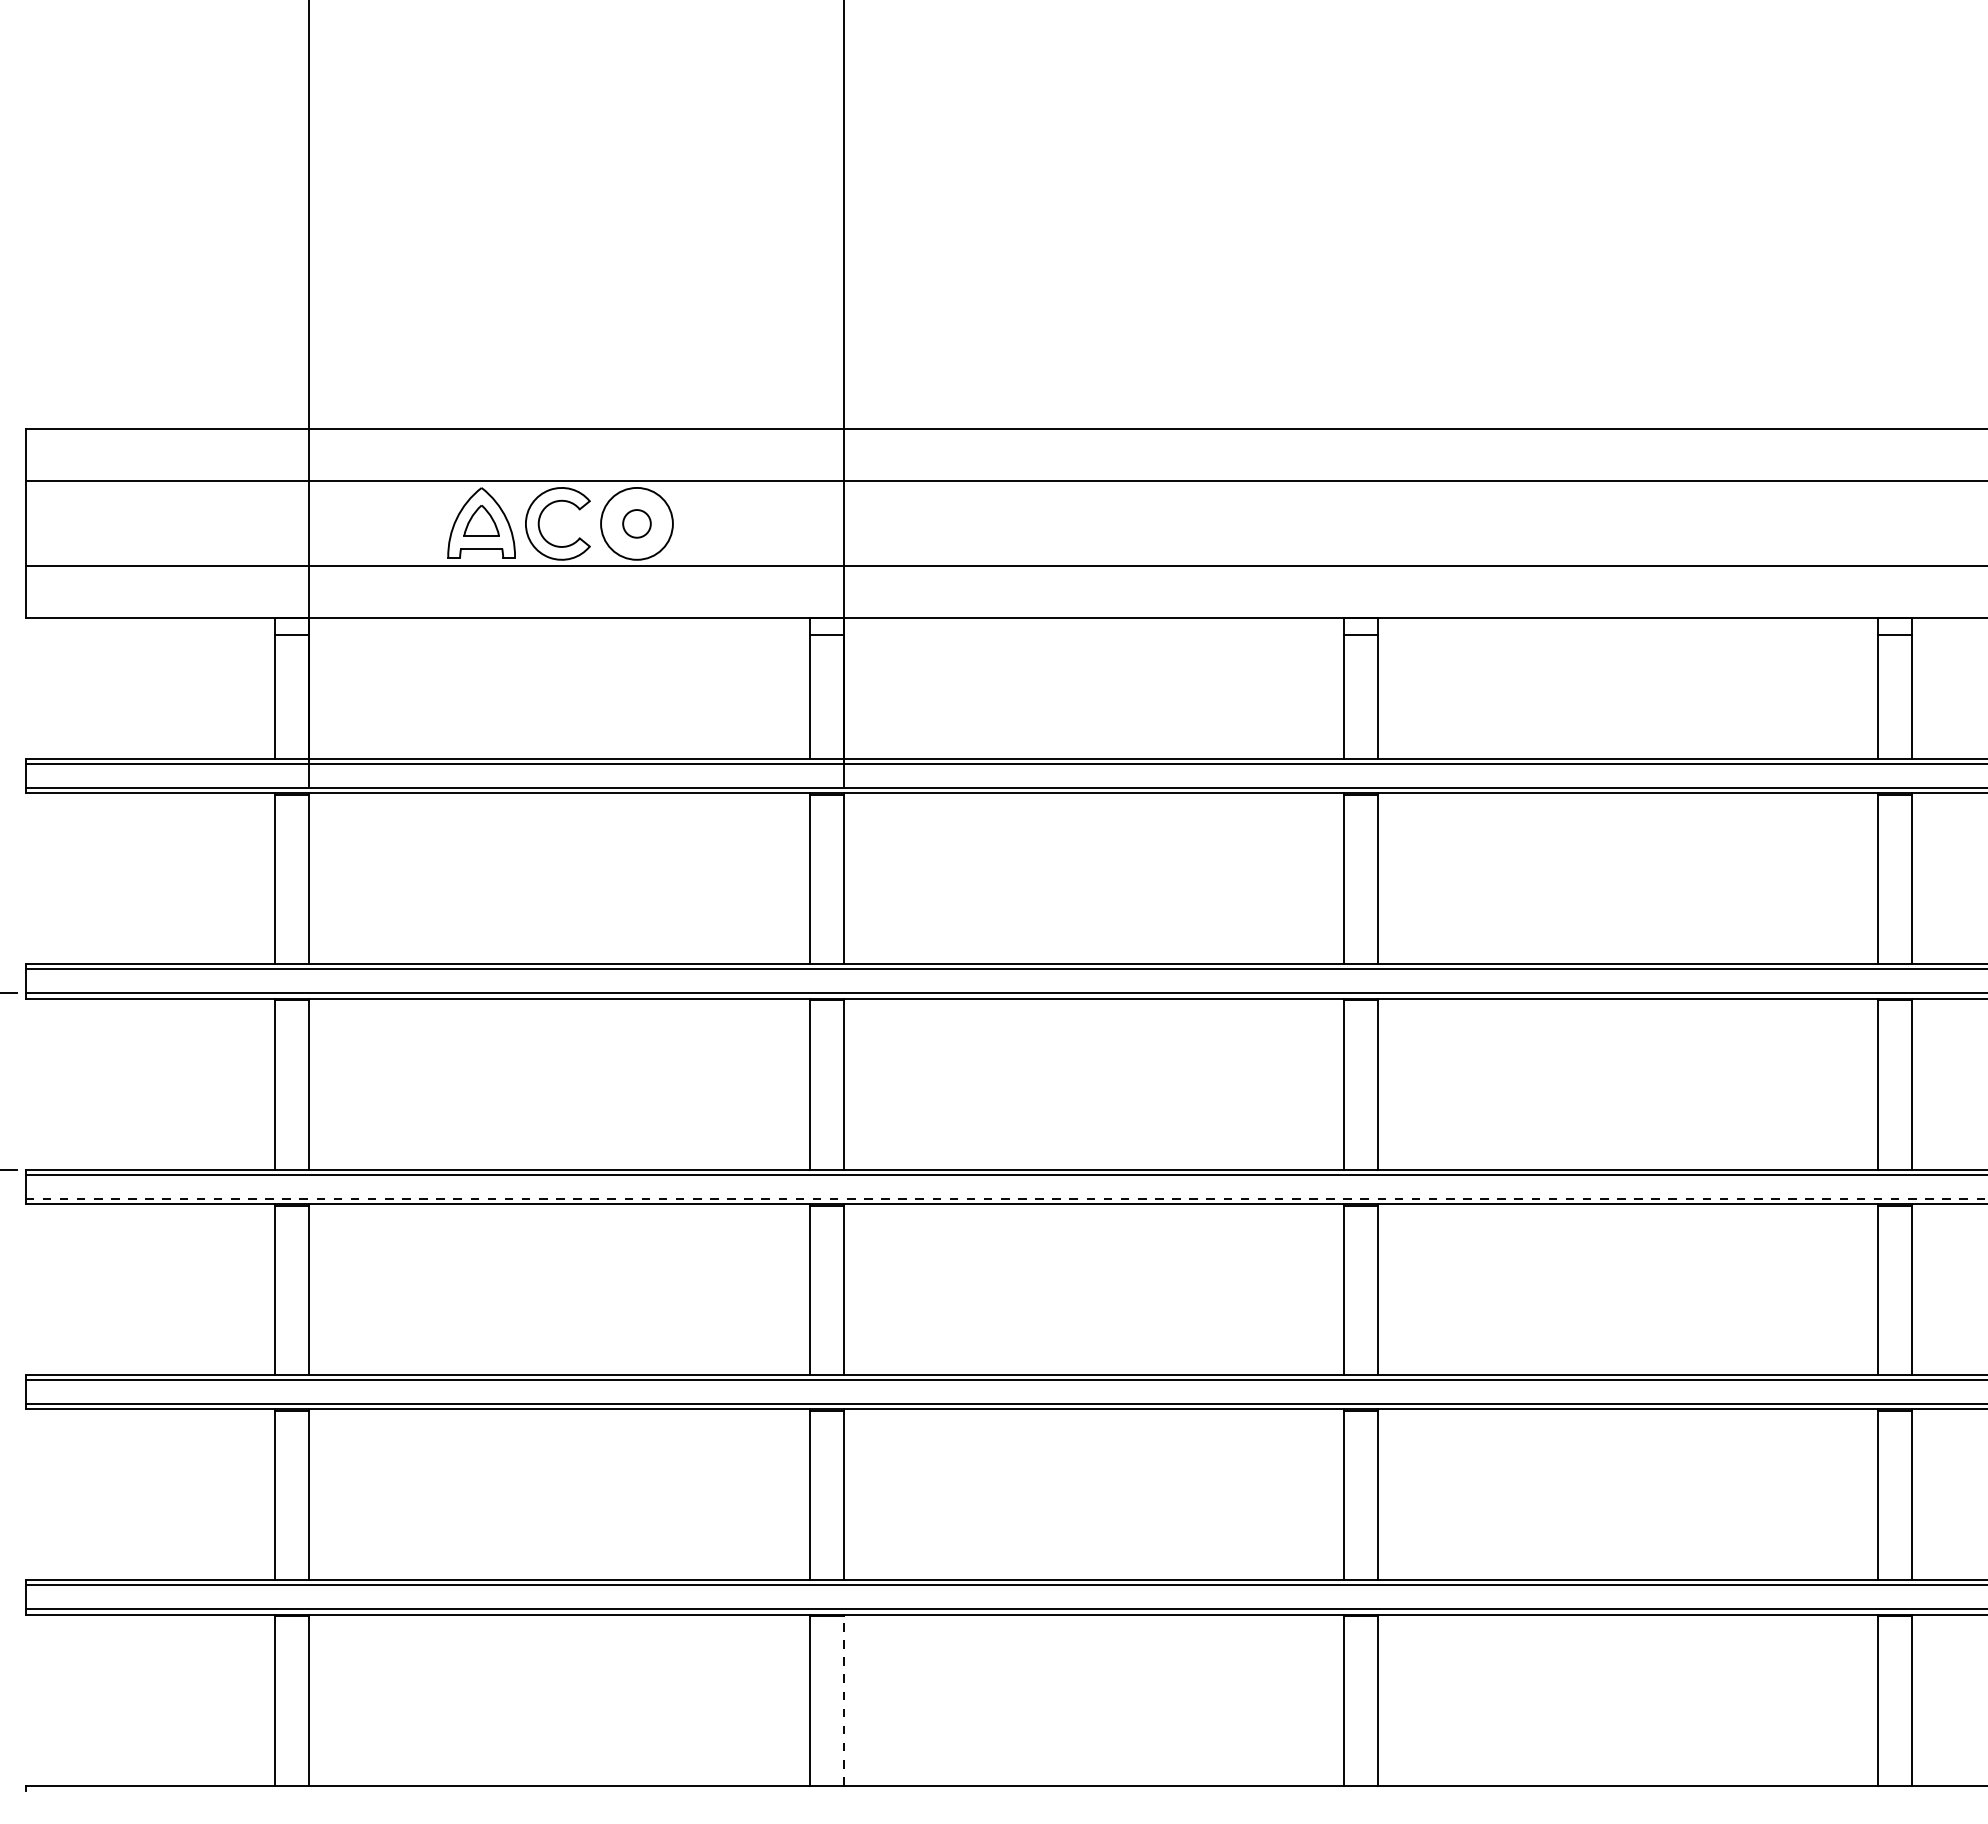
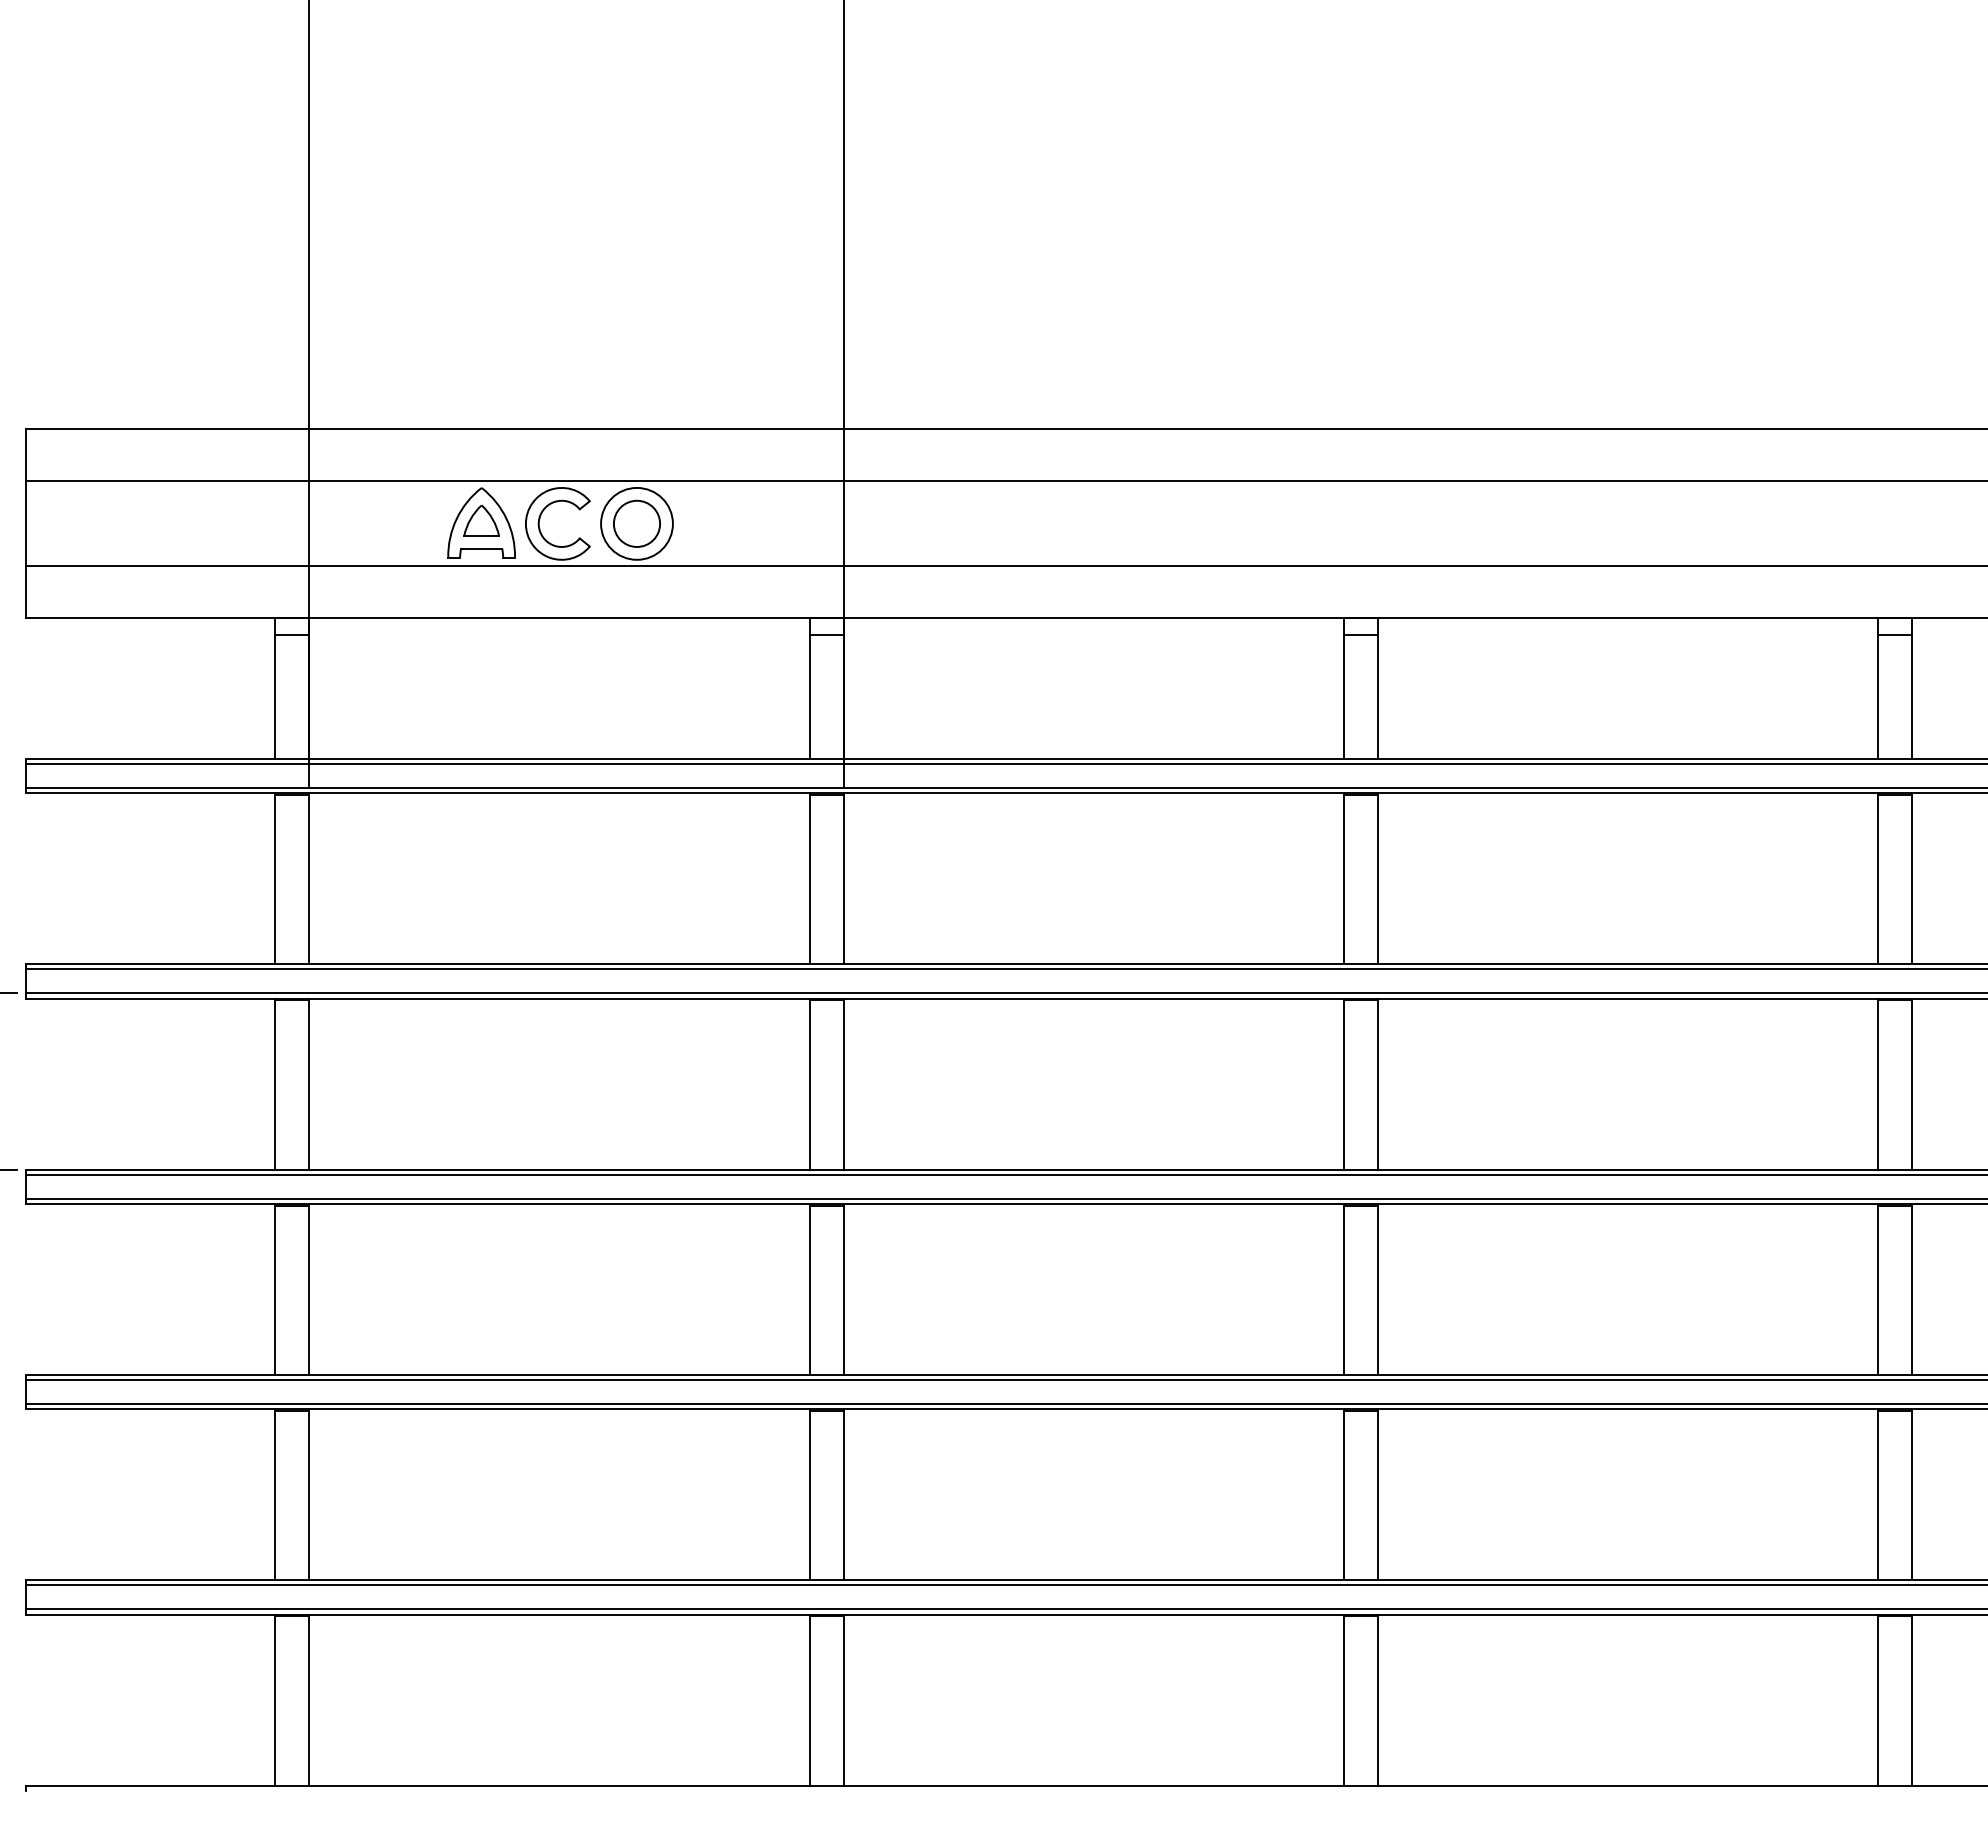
circle diameter: 28 px -> 46 px (636, 523)
line: dashed -> solid (1007, 1198)
line: dashed -> solid (843, 1701)
